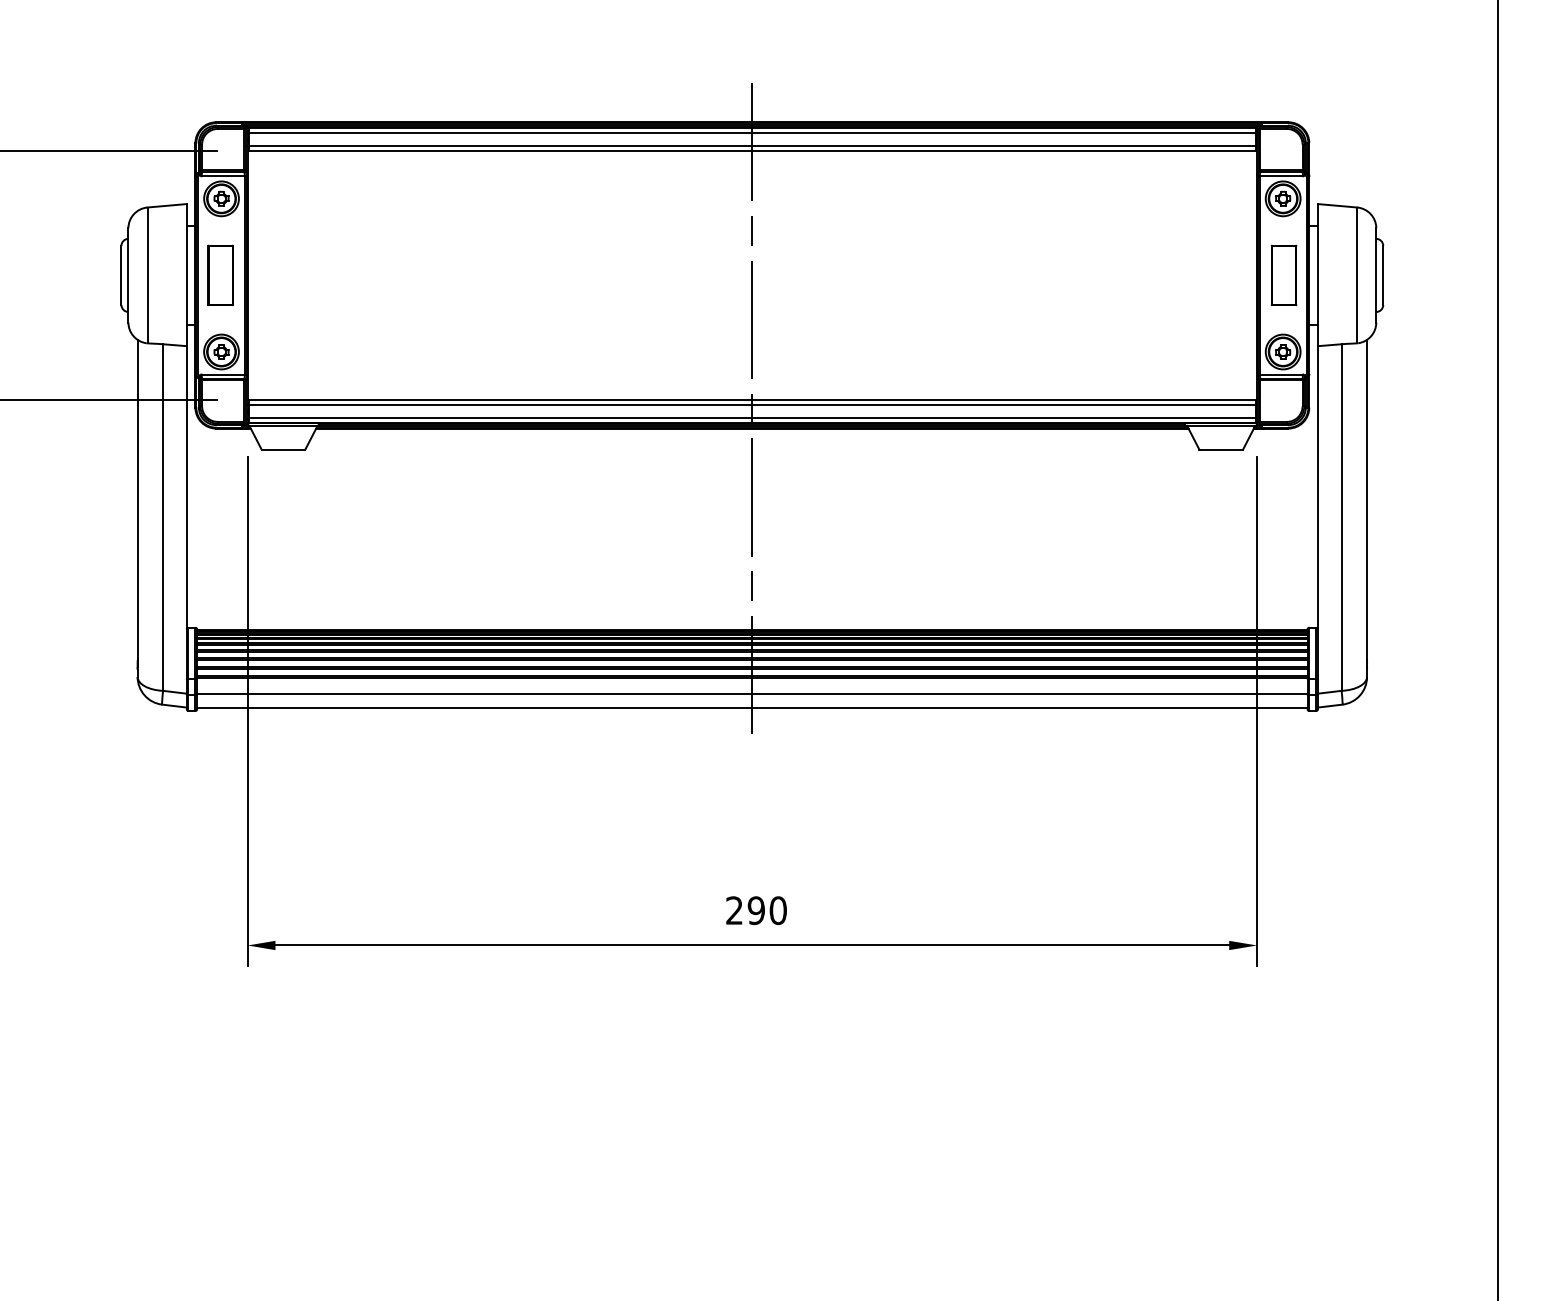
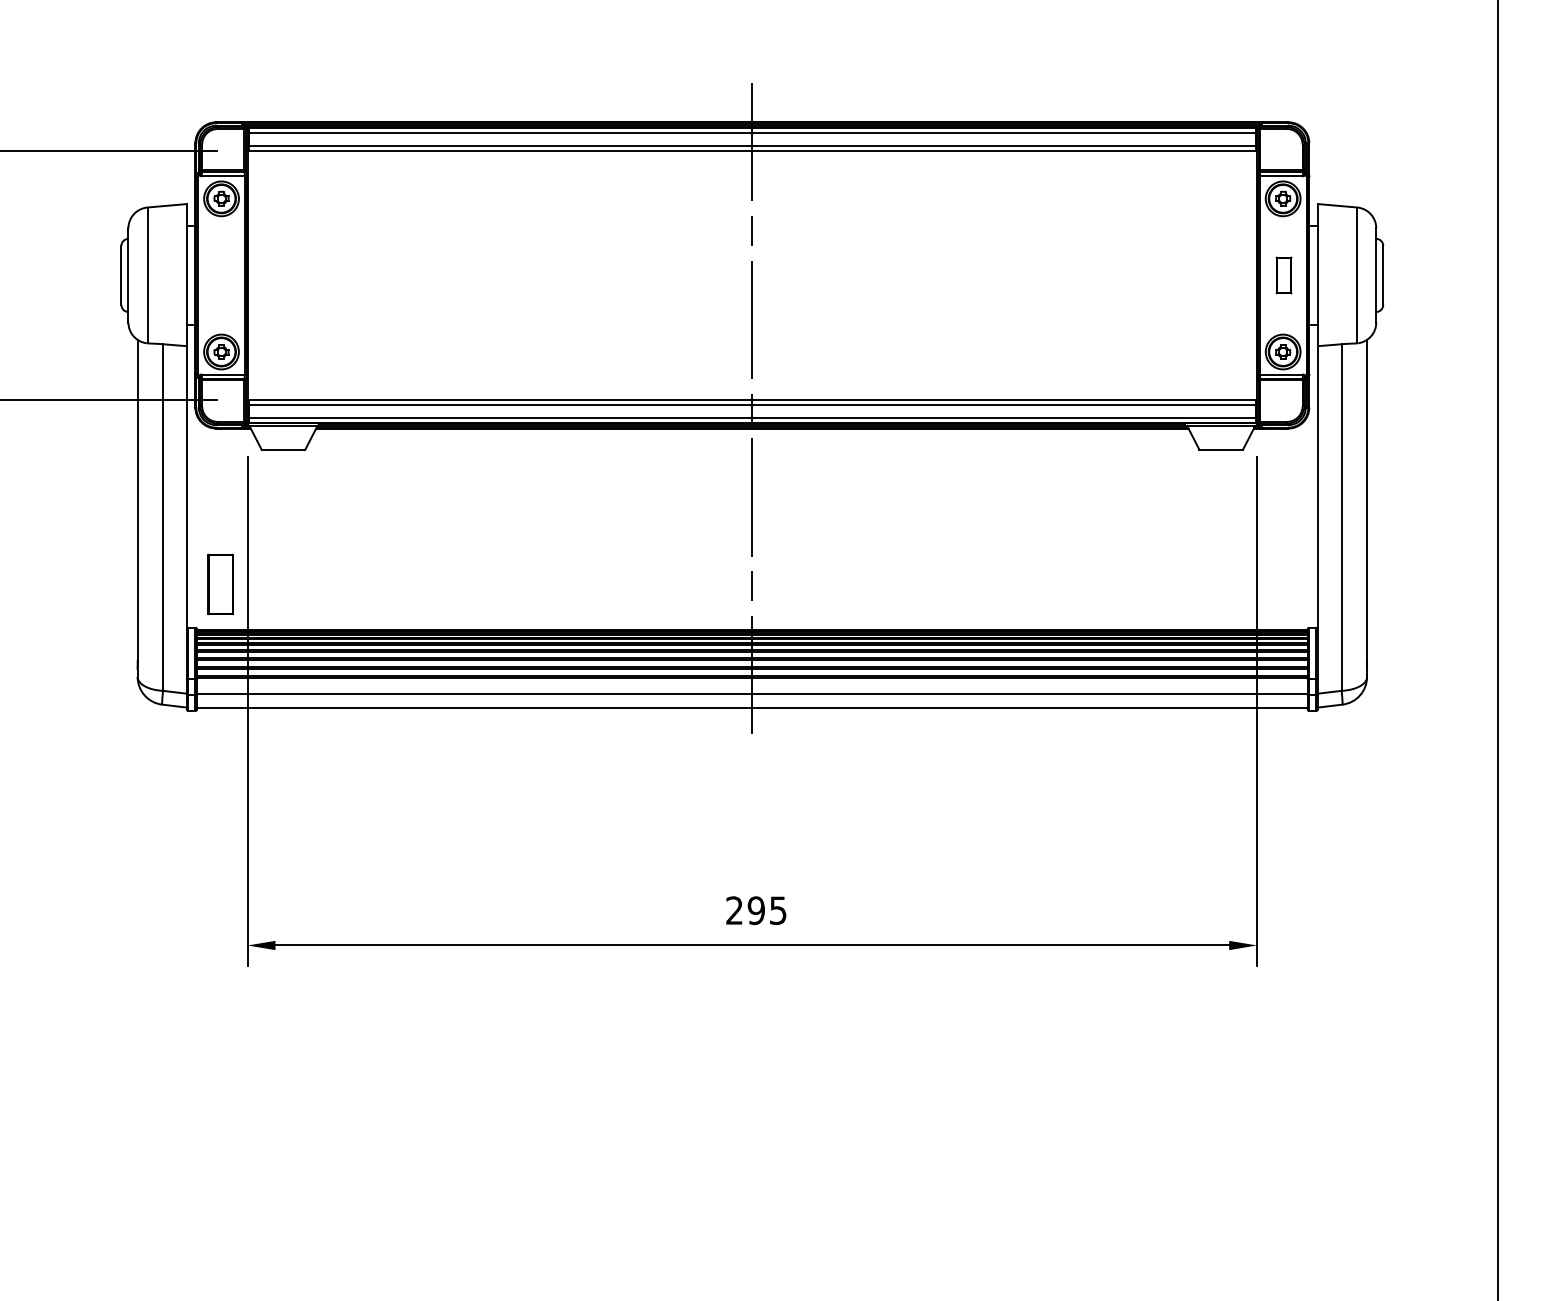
part position: (220, 275) -> (220, 584) (220, 584)
part size: 28x63 px -> 18x39 px (1283, 275)
text: 290 -> 295 (777, 910)
